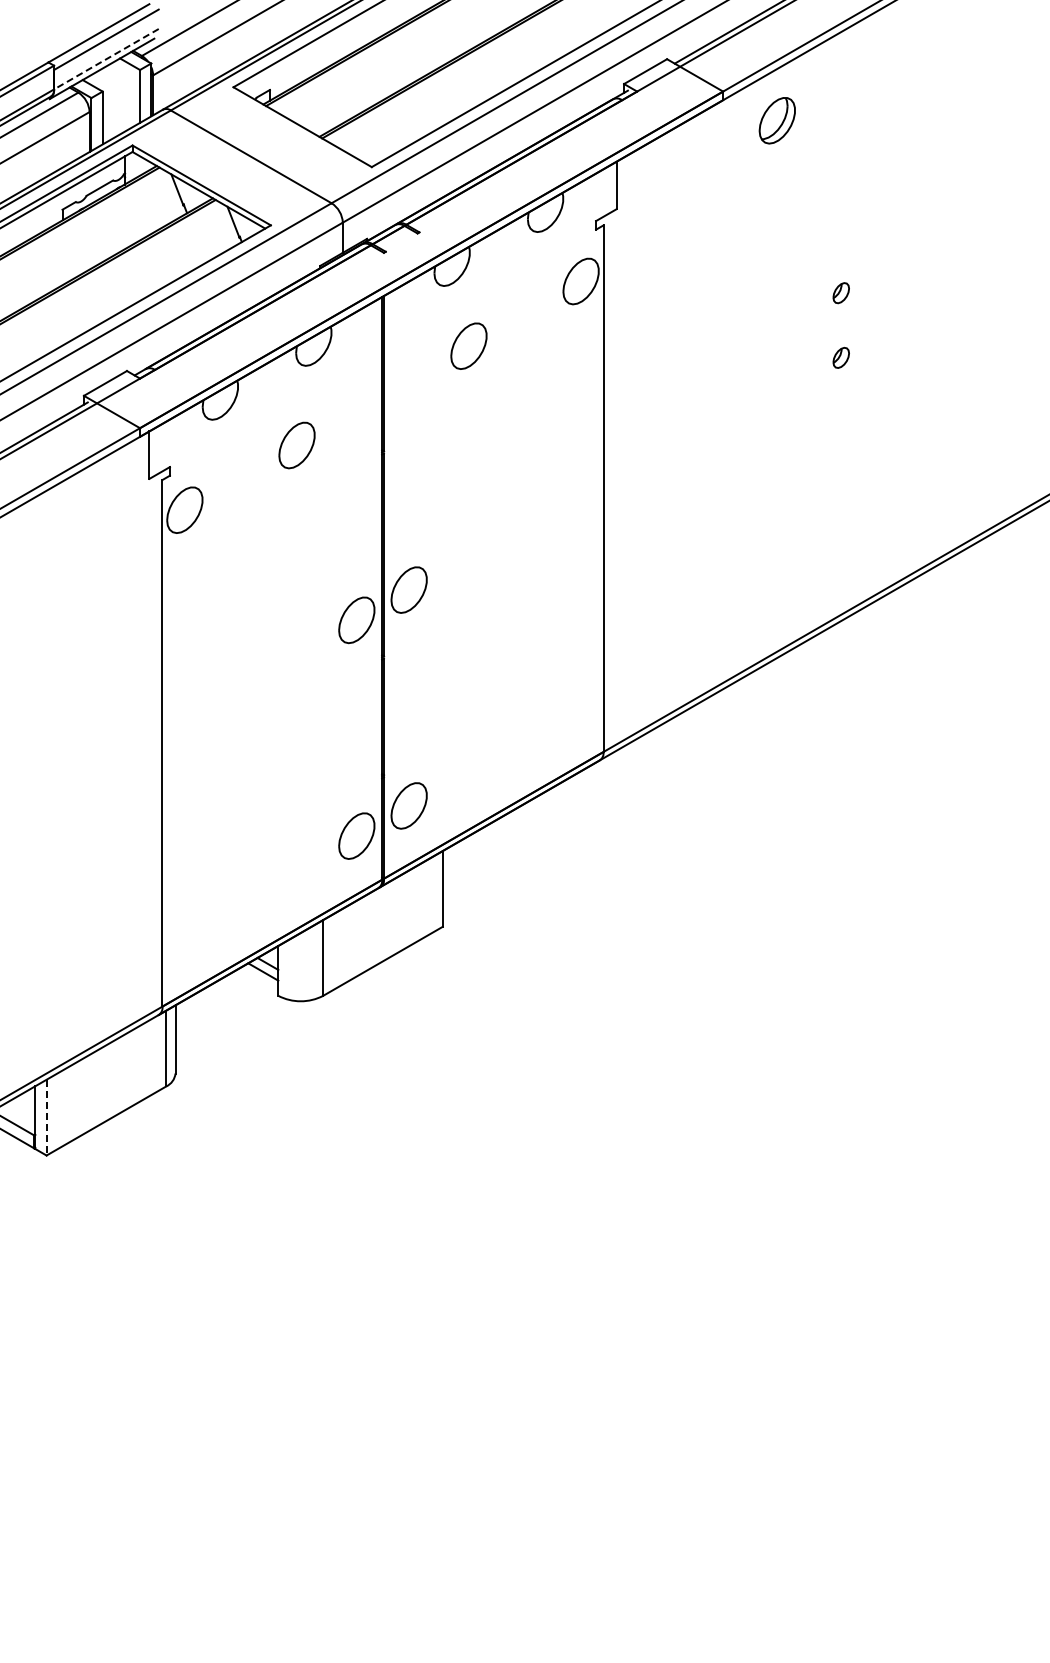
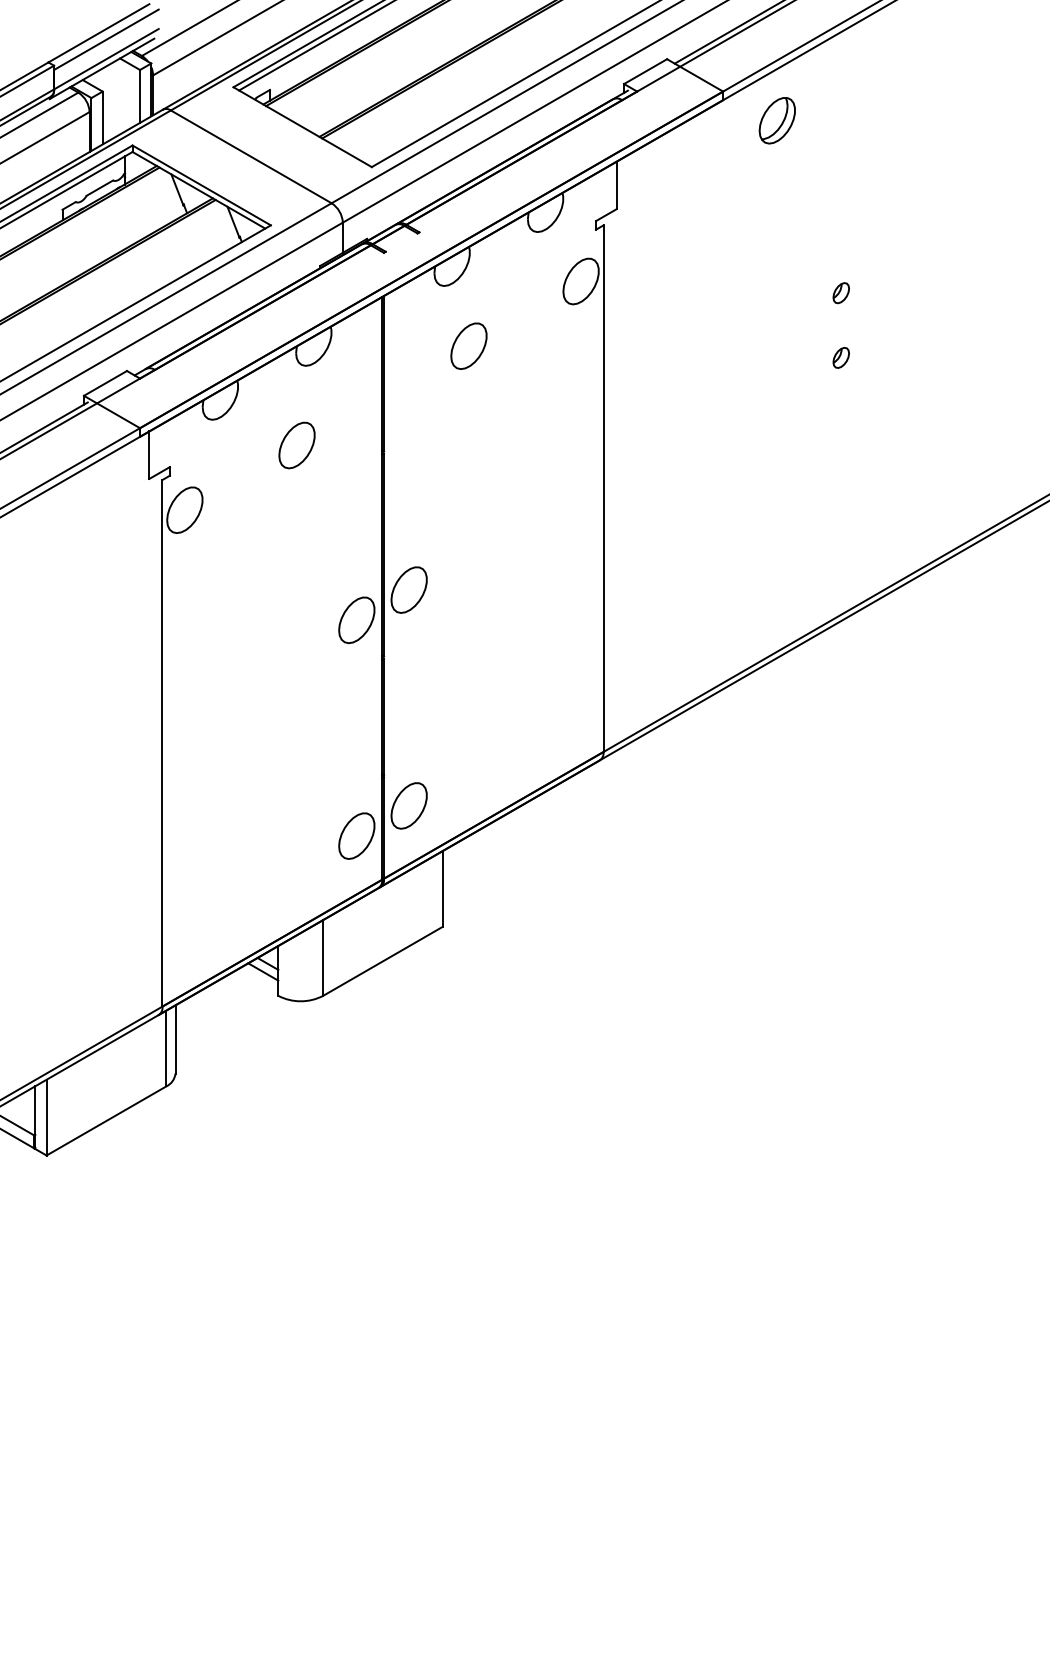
line: none -> present (315, 46)
line: dashed -> solid (105, 59)
line: dashed -> solid (46, 1117)
